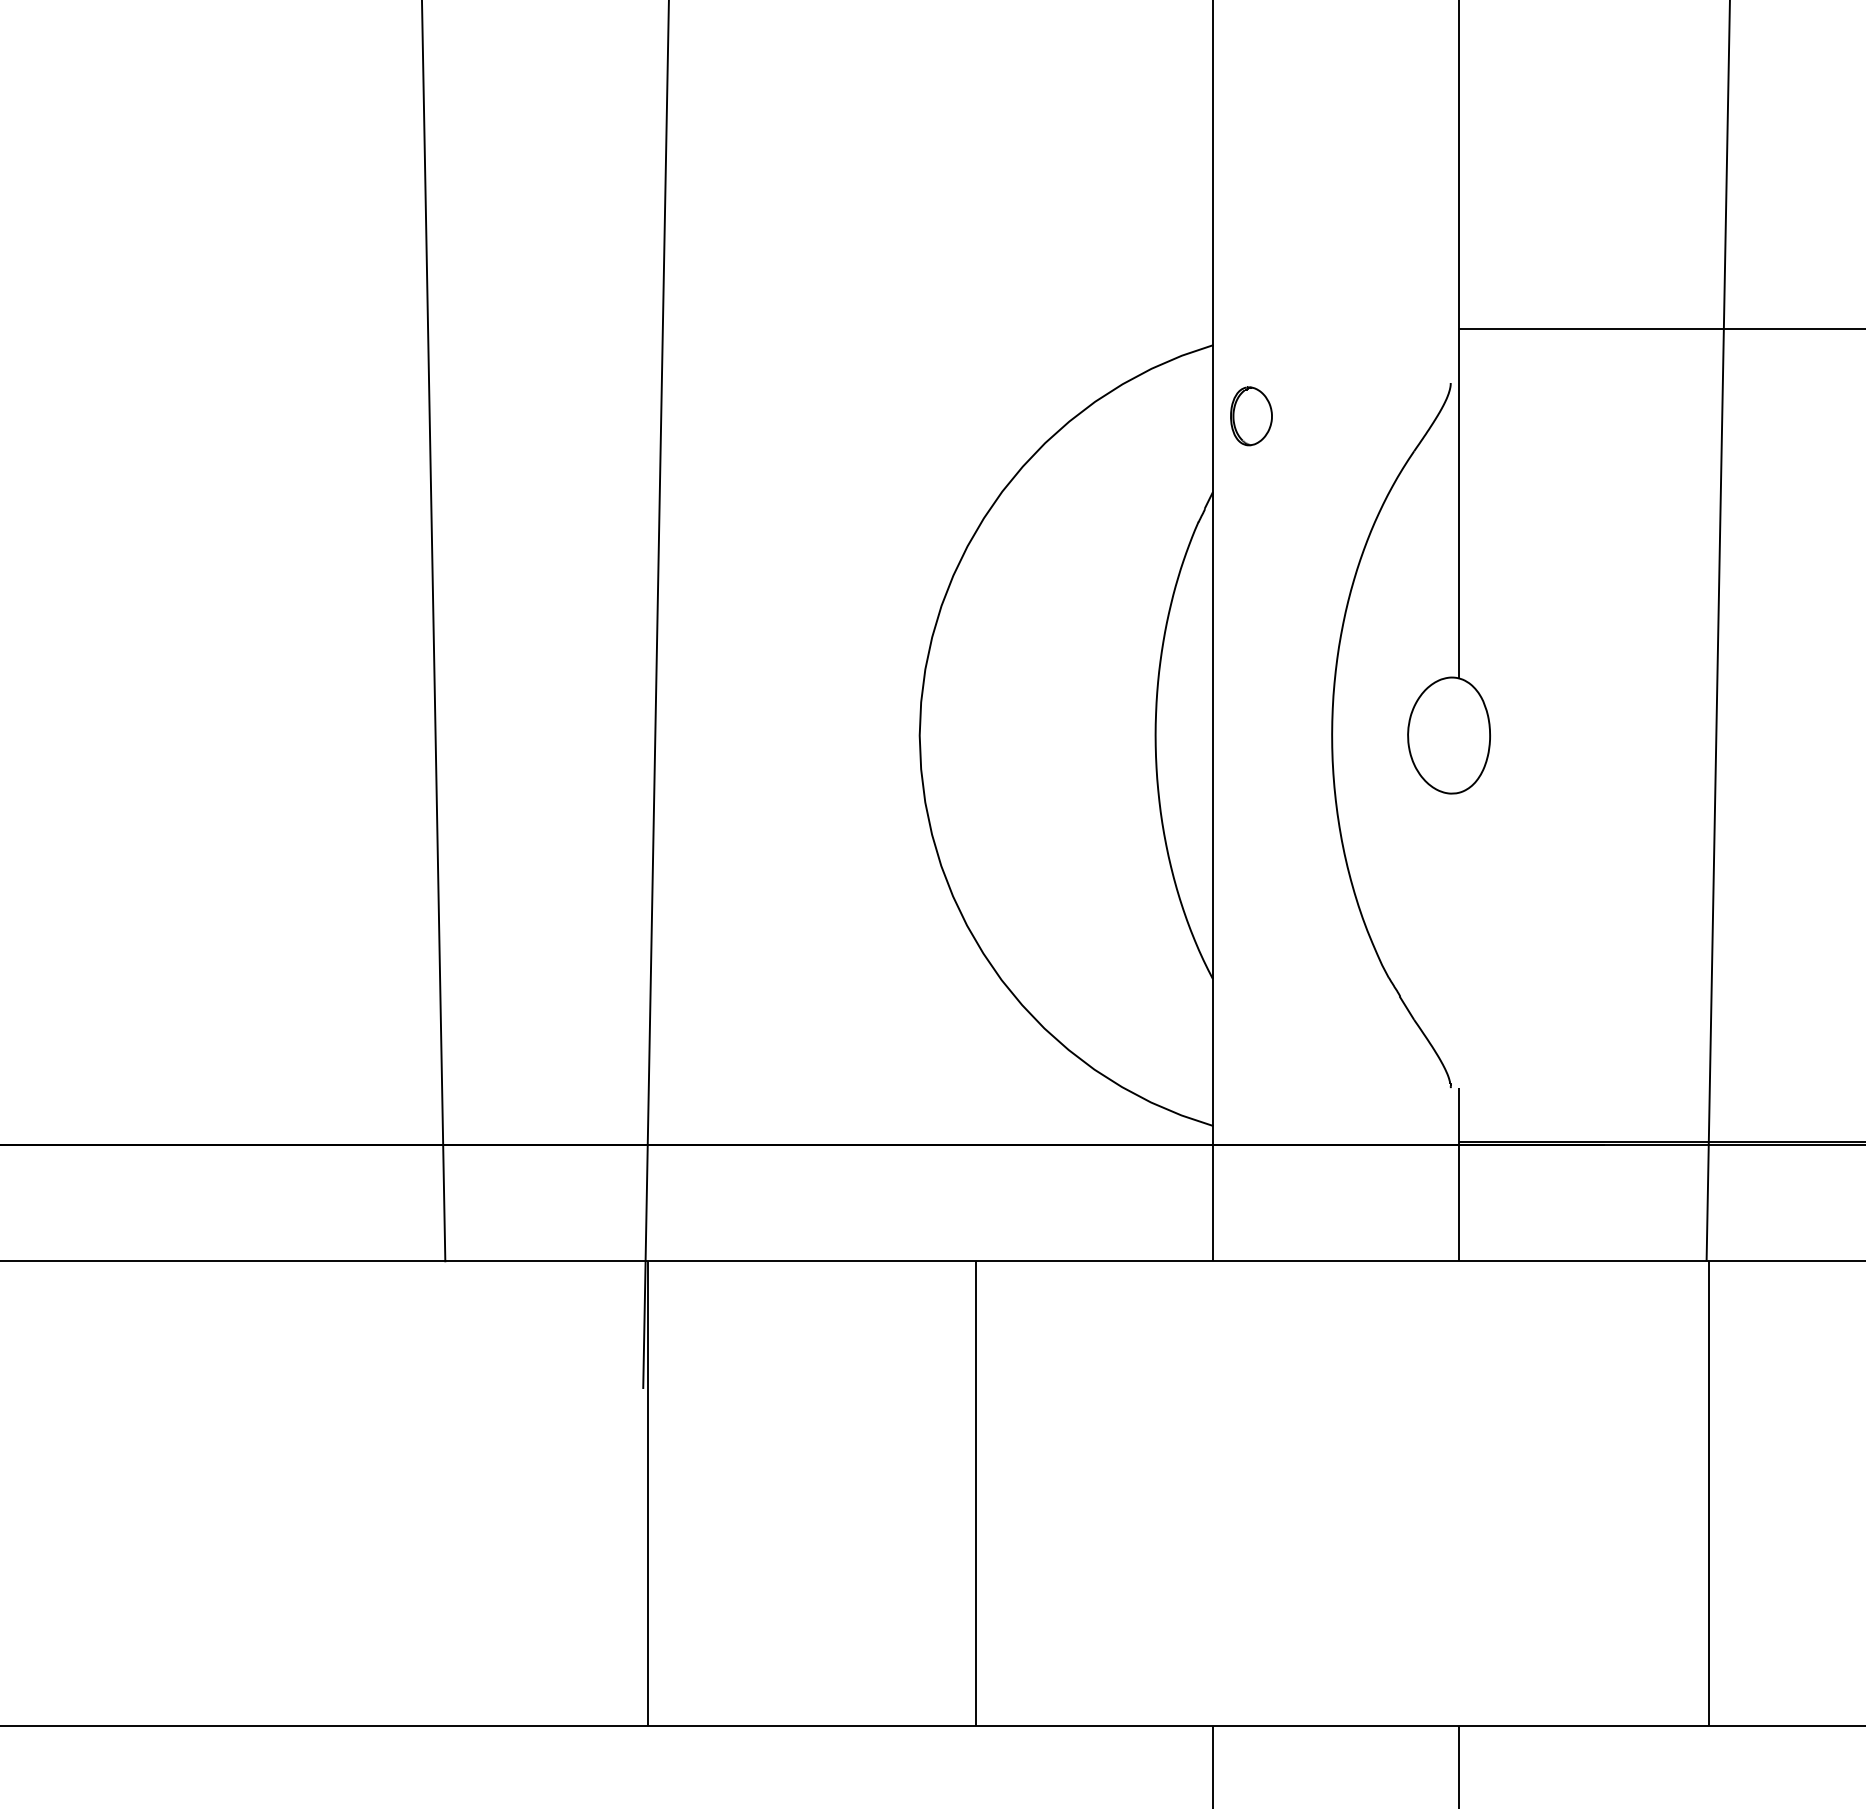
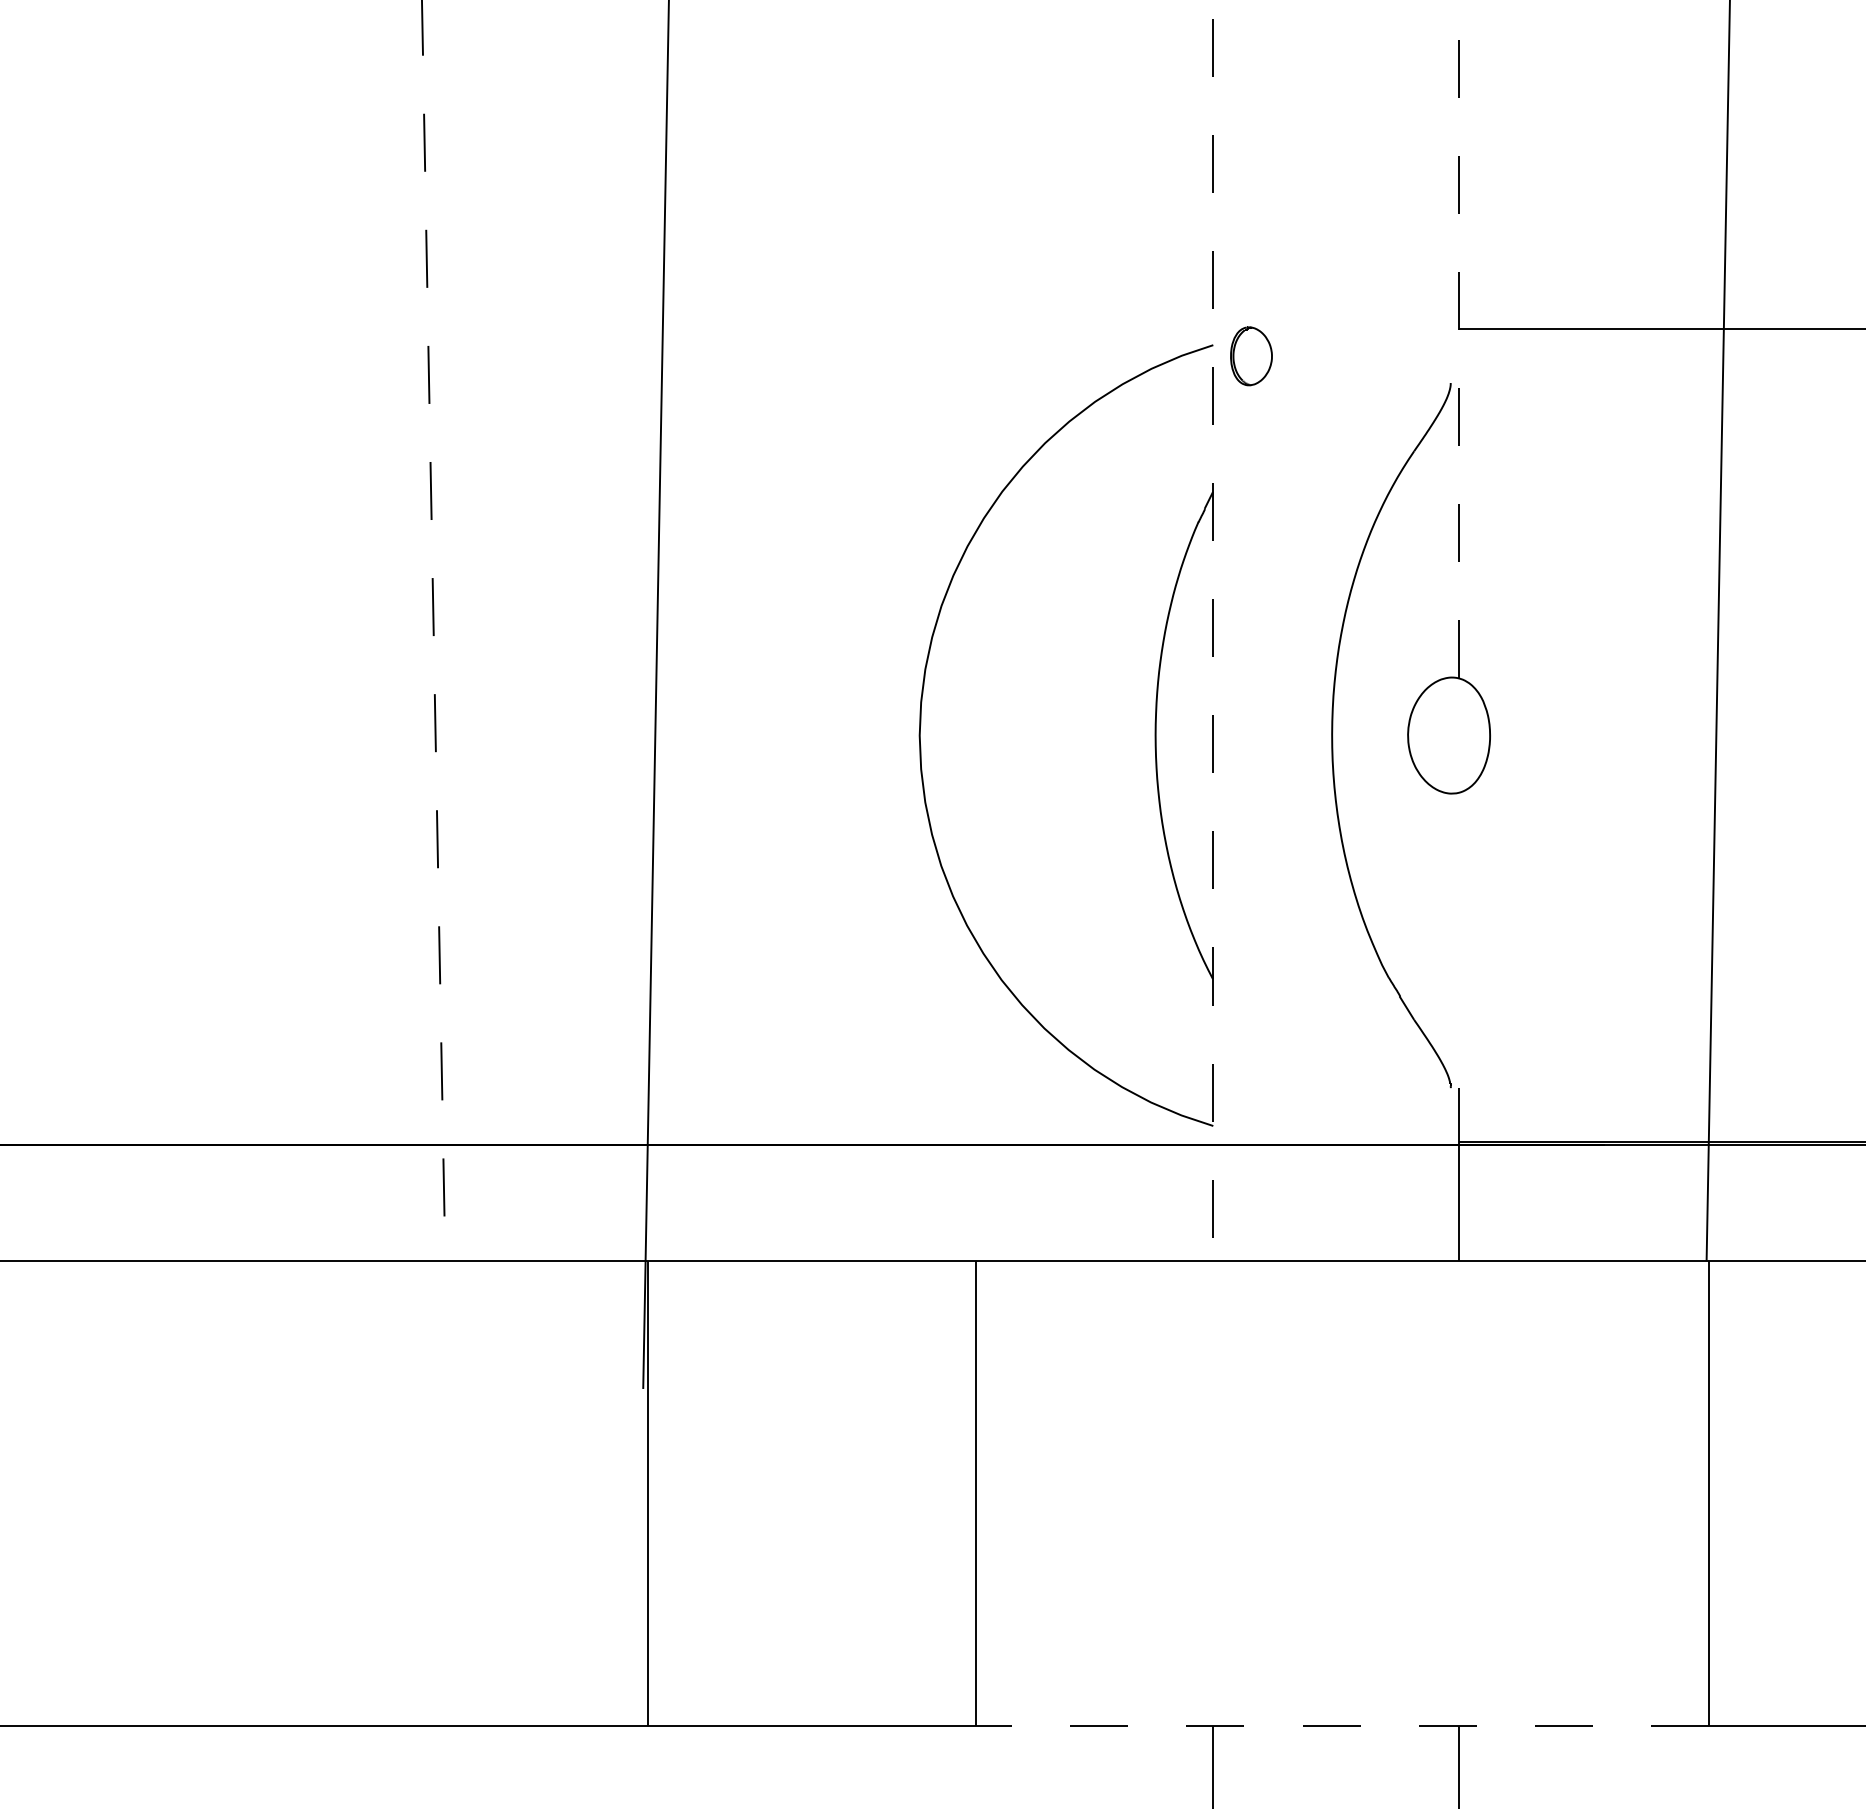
line: solid -> dashed (1459, 339)
part position: (1251, 416) -> (1251, 356) (1251, 356)
line: solid -> dashed (433, 631)
line: solid -> dashed (1213, 631)
line: solid -> dashed (1342, 1725)
